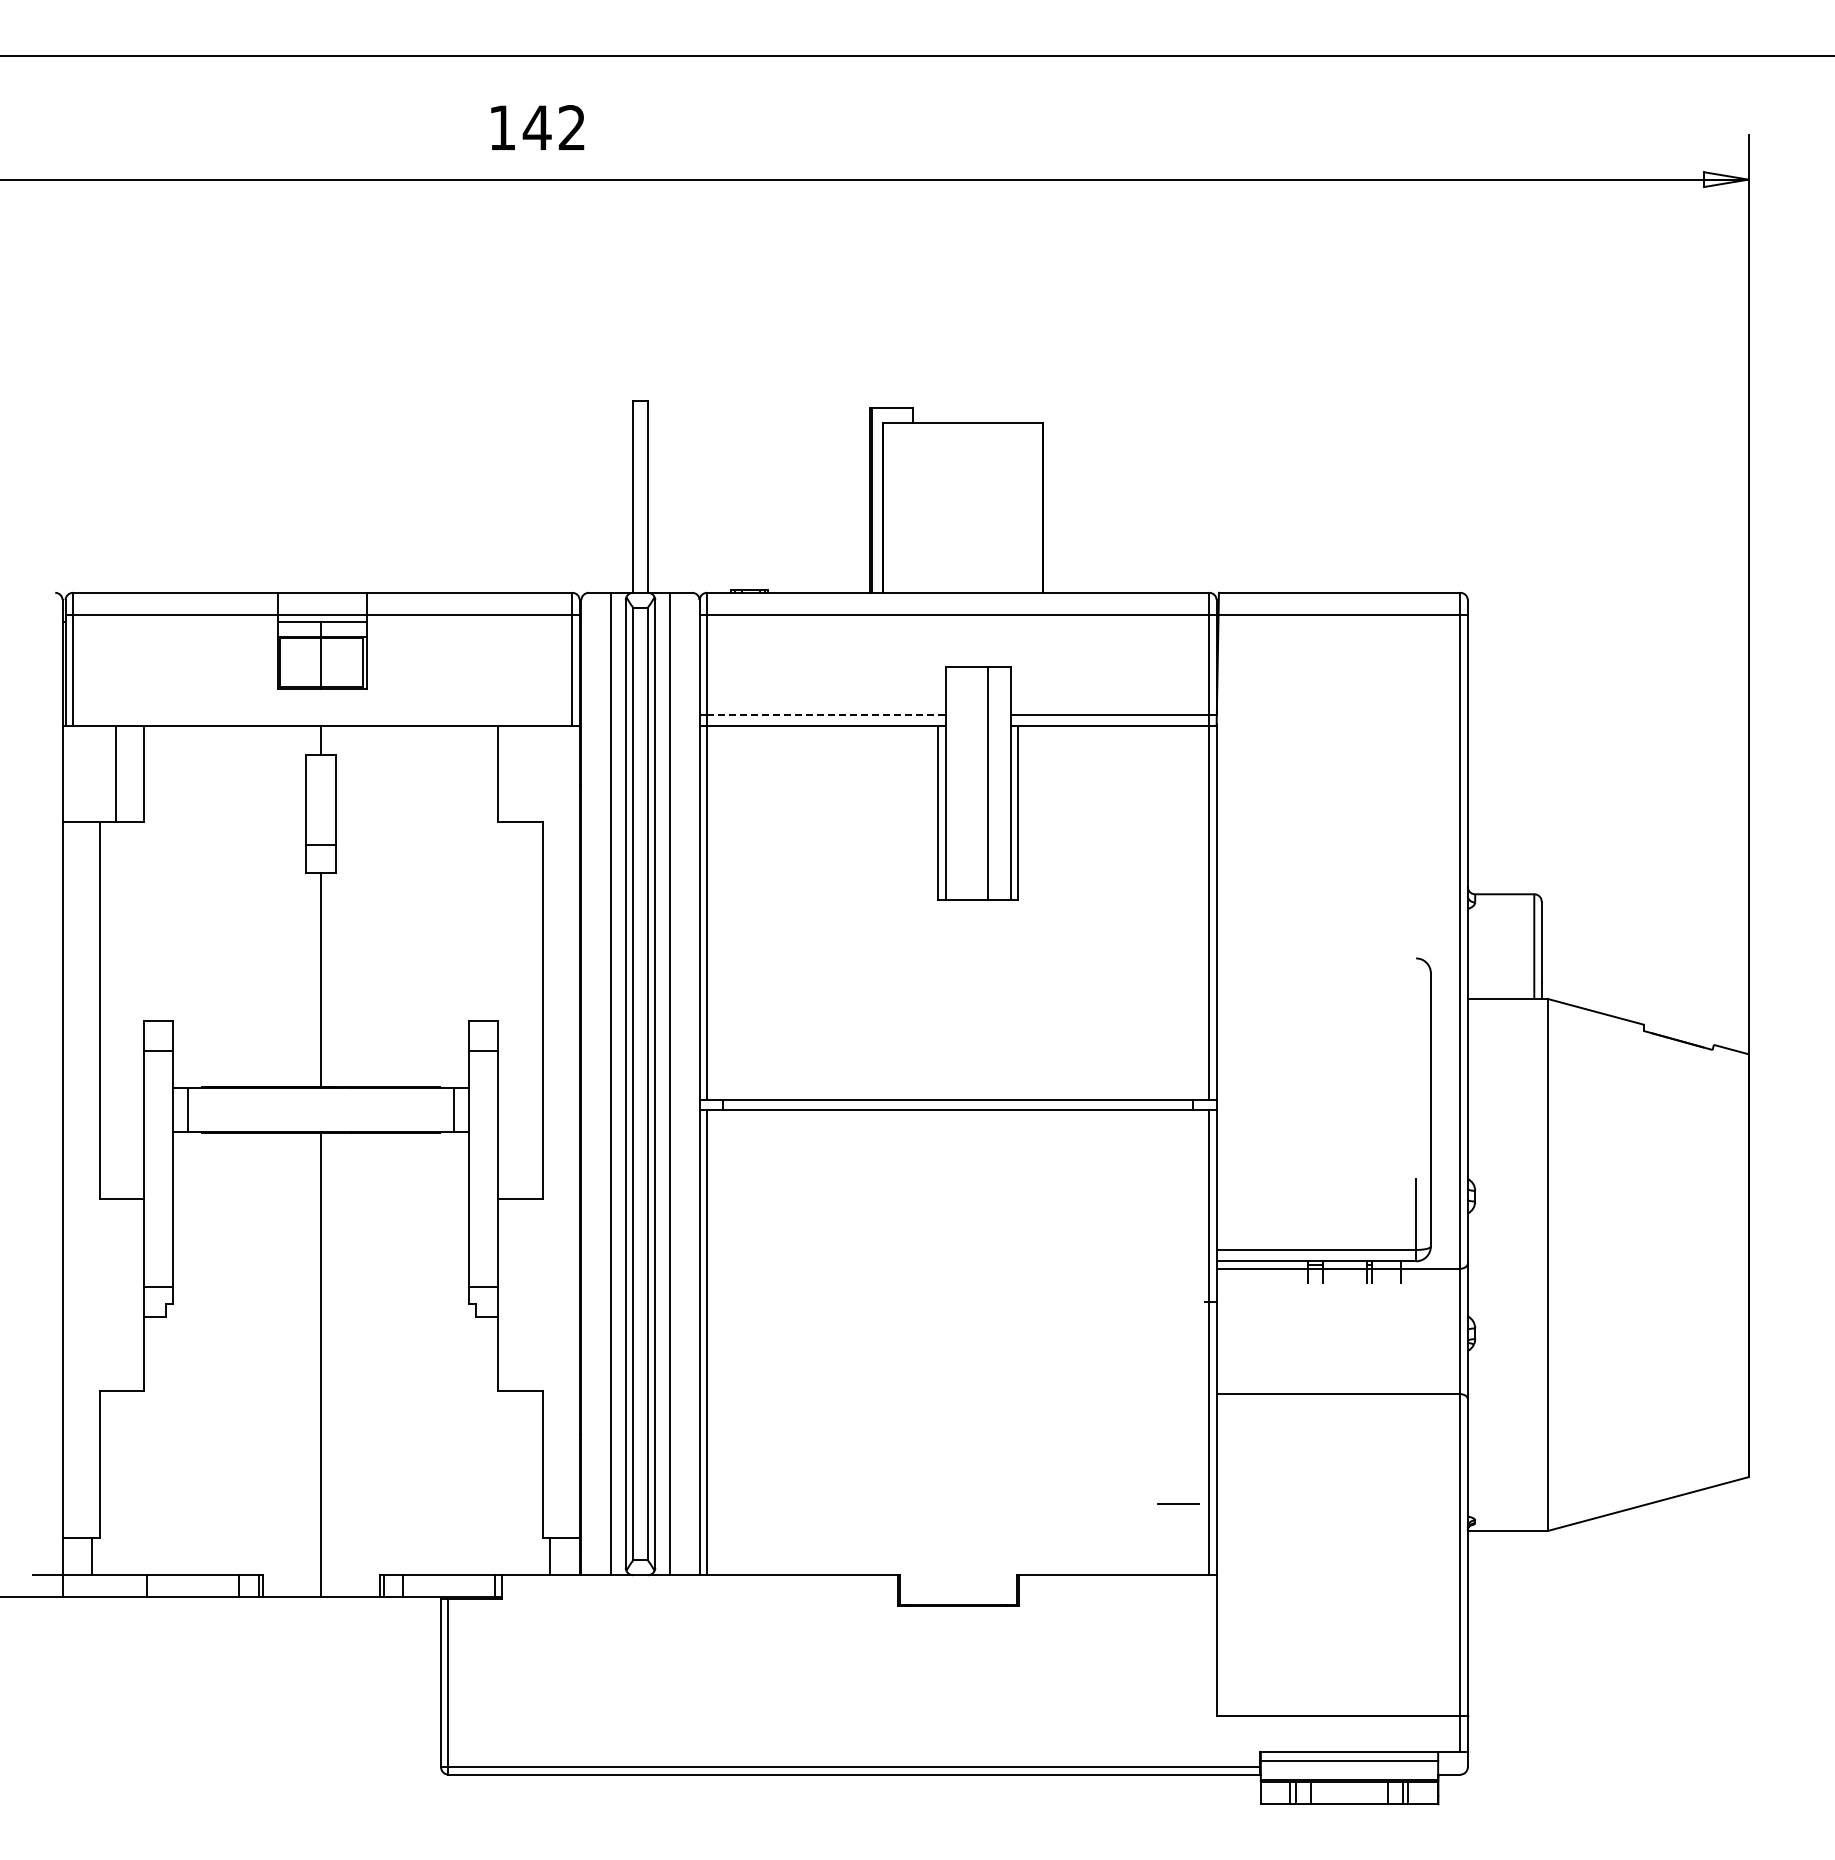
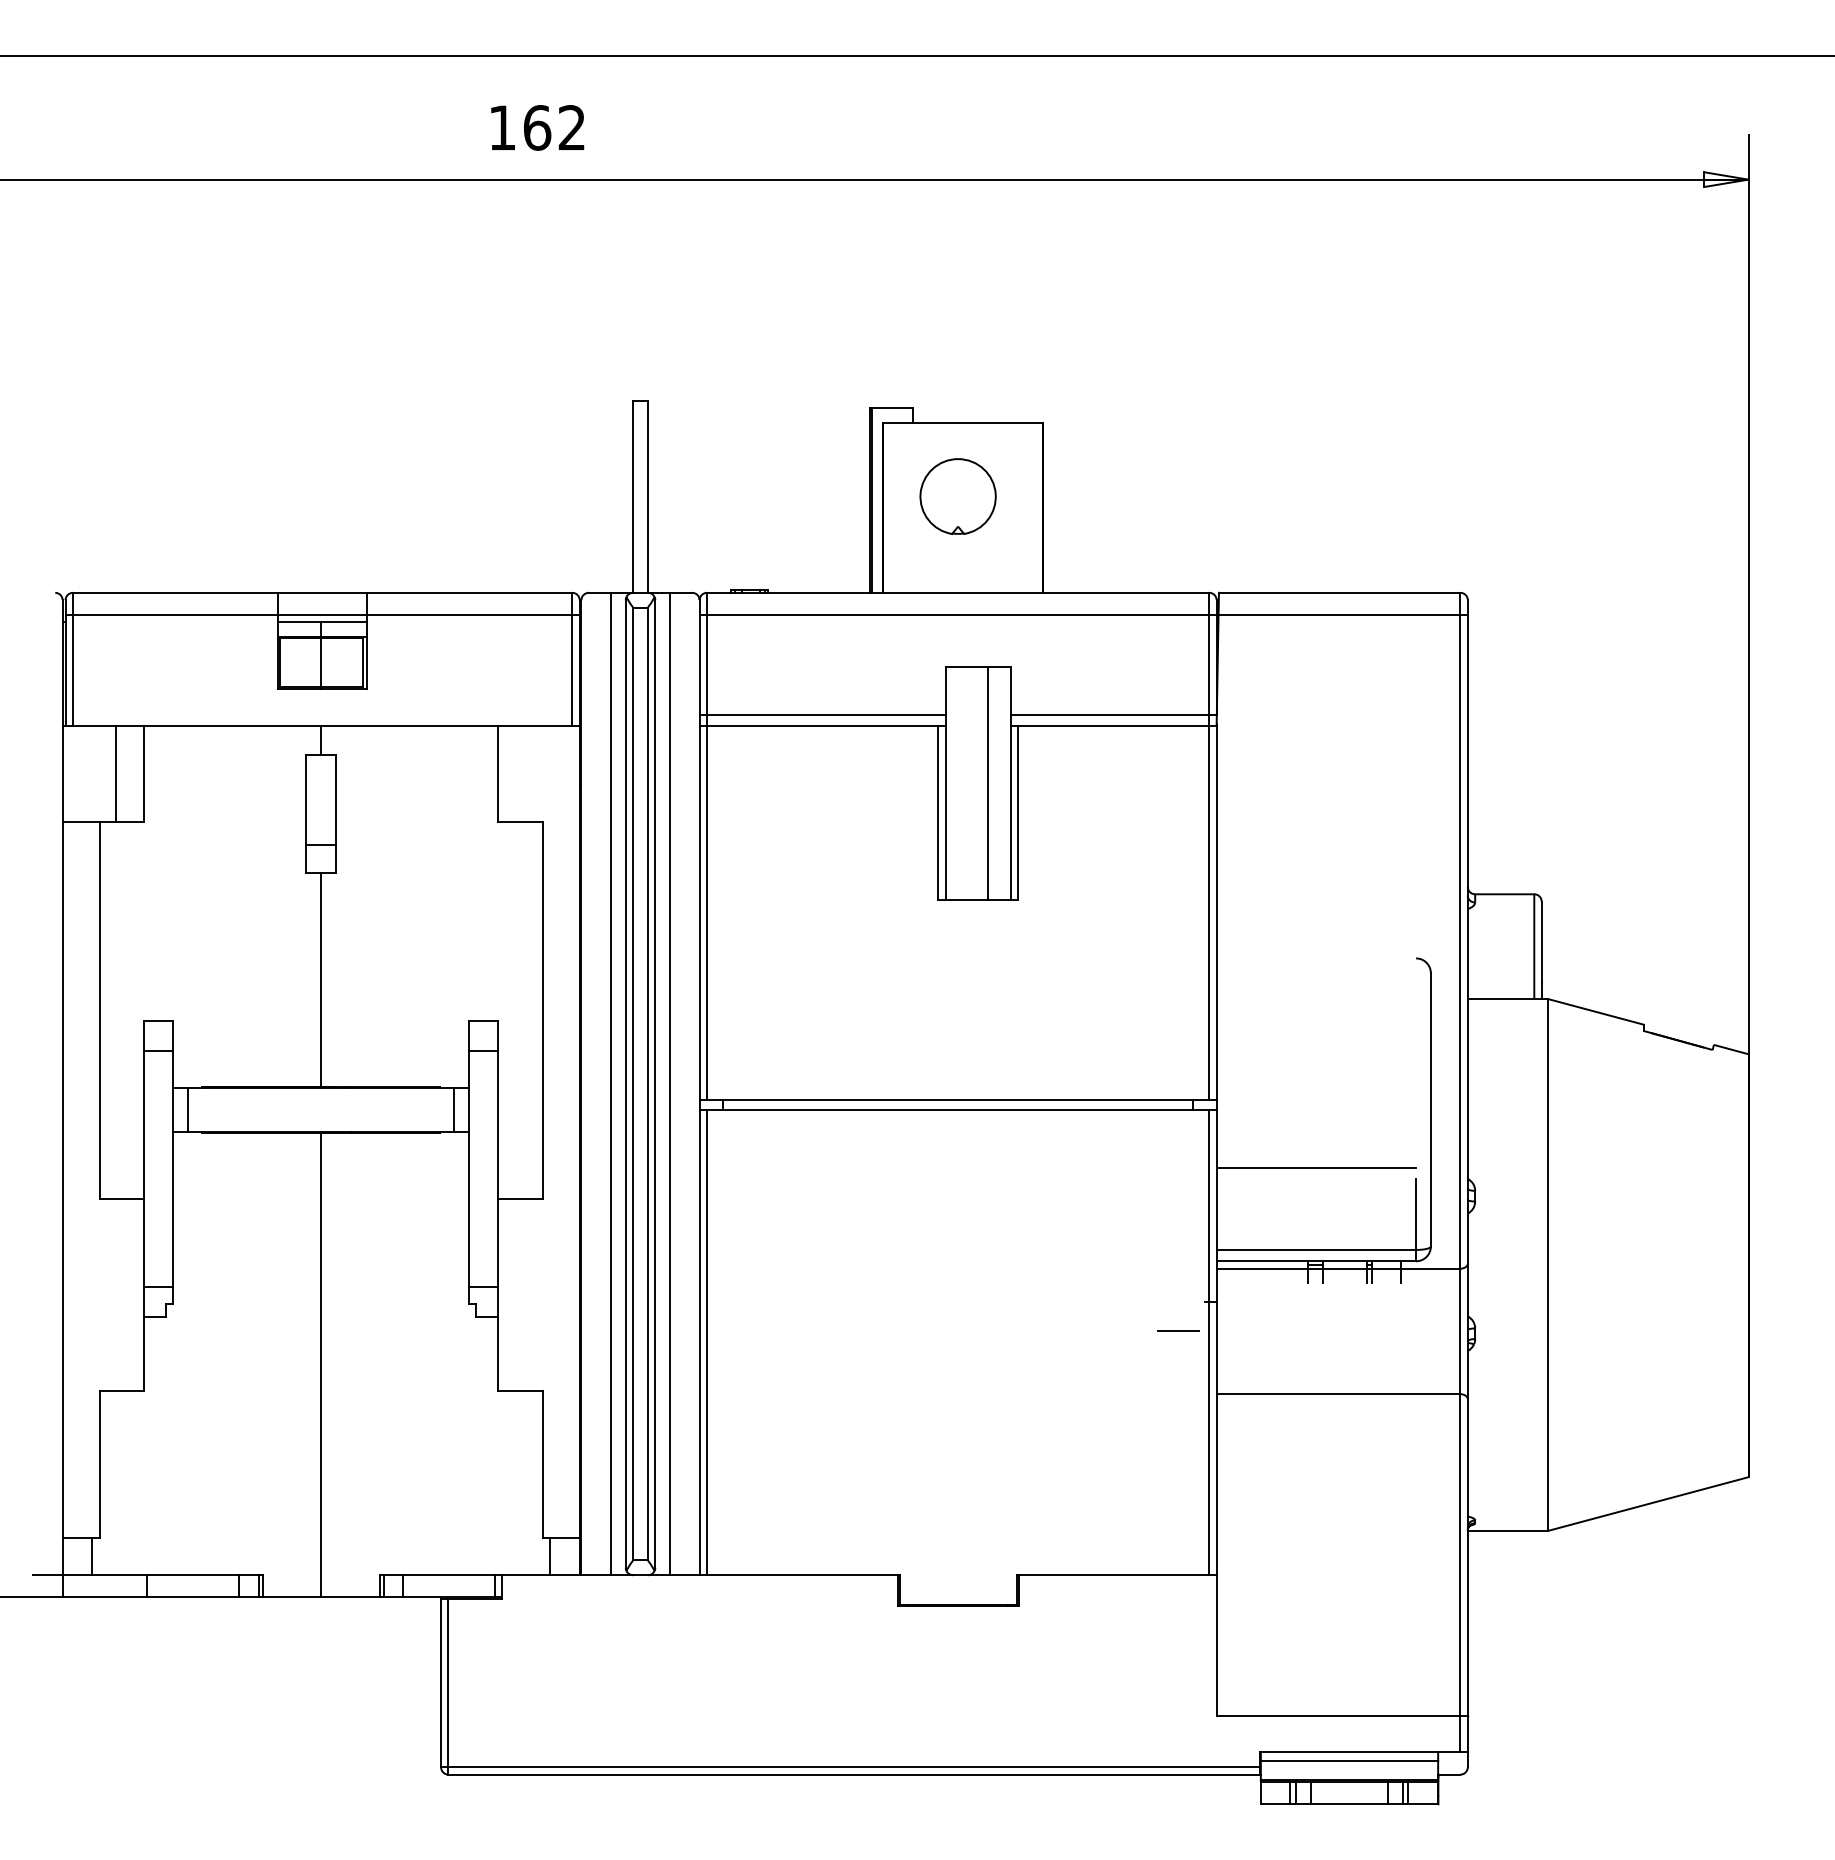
text: 142 -> 162 (536, 127)
part: none -> present (957, 496)
line: dashed -> solid (826, 715)
line: none -> present (1316, 1167)
line position: (1178, 1503) -> (1178, 1330) (1178, 1330)
